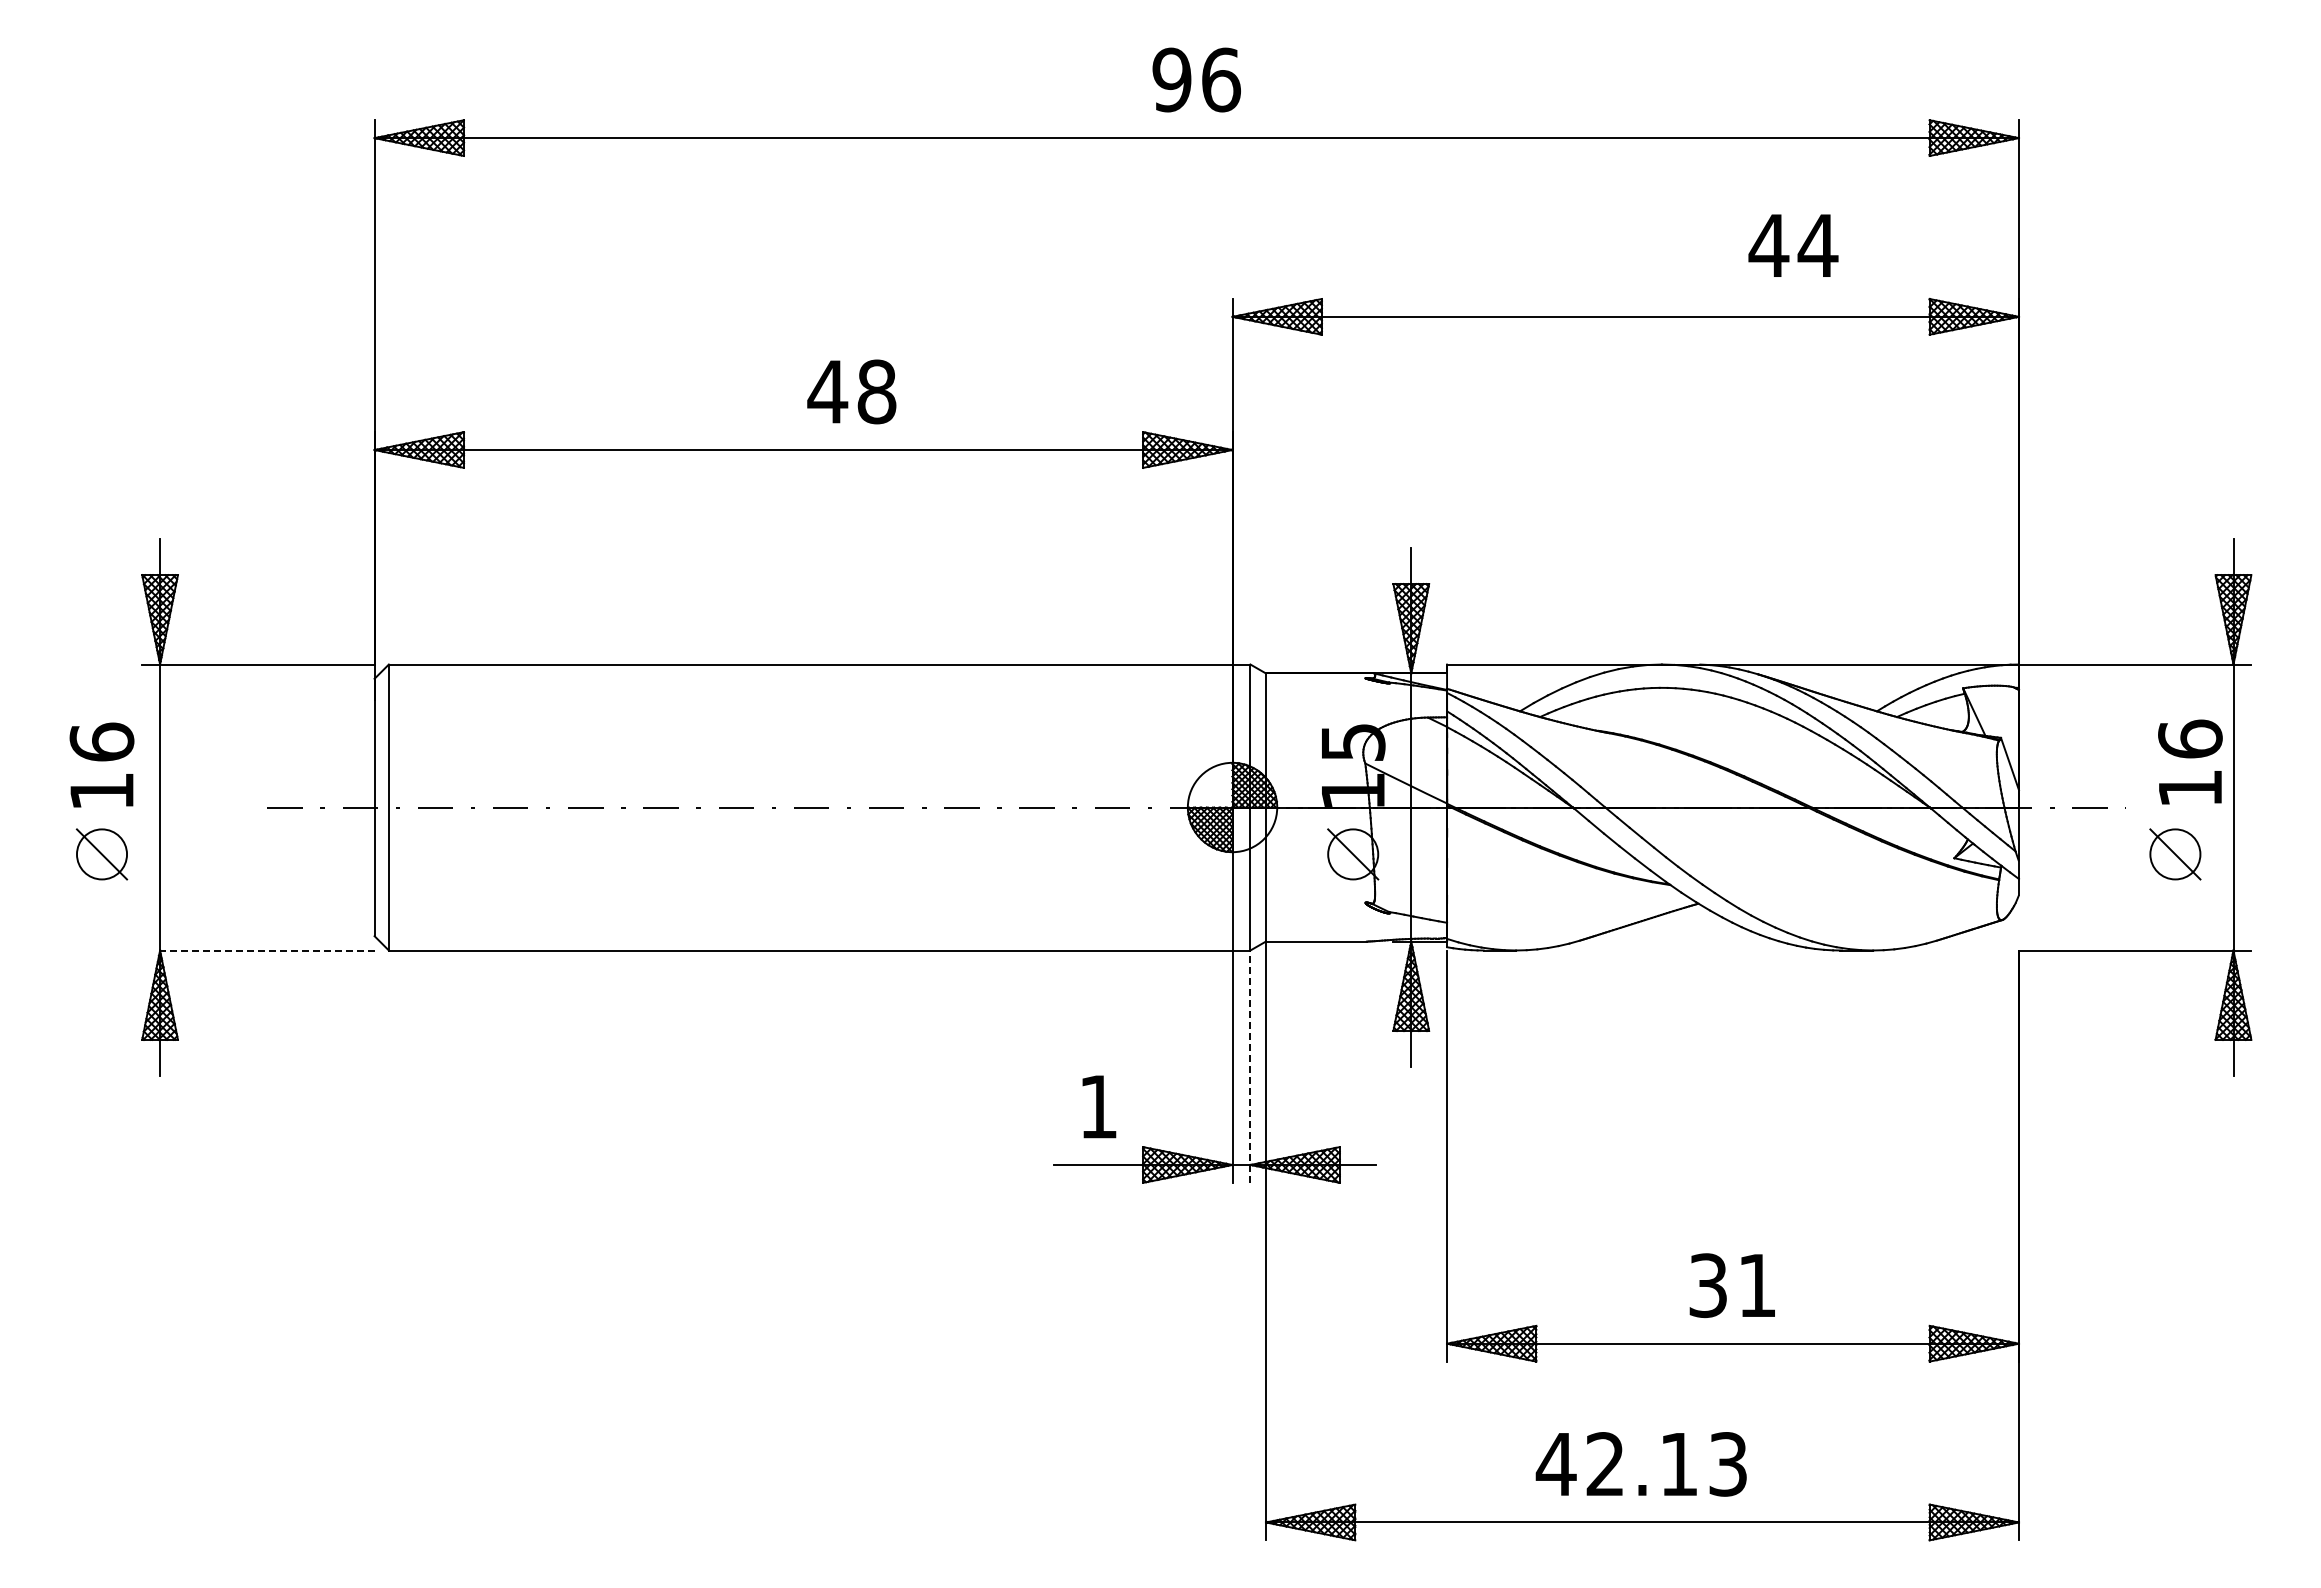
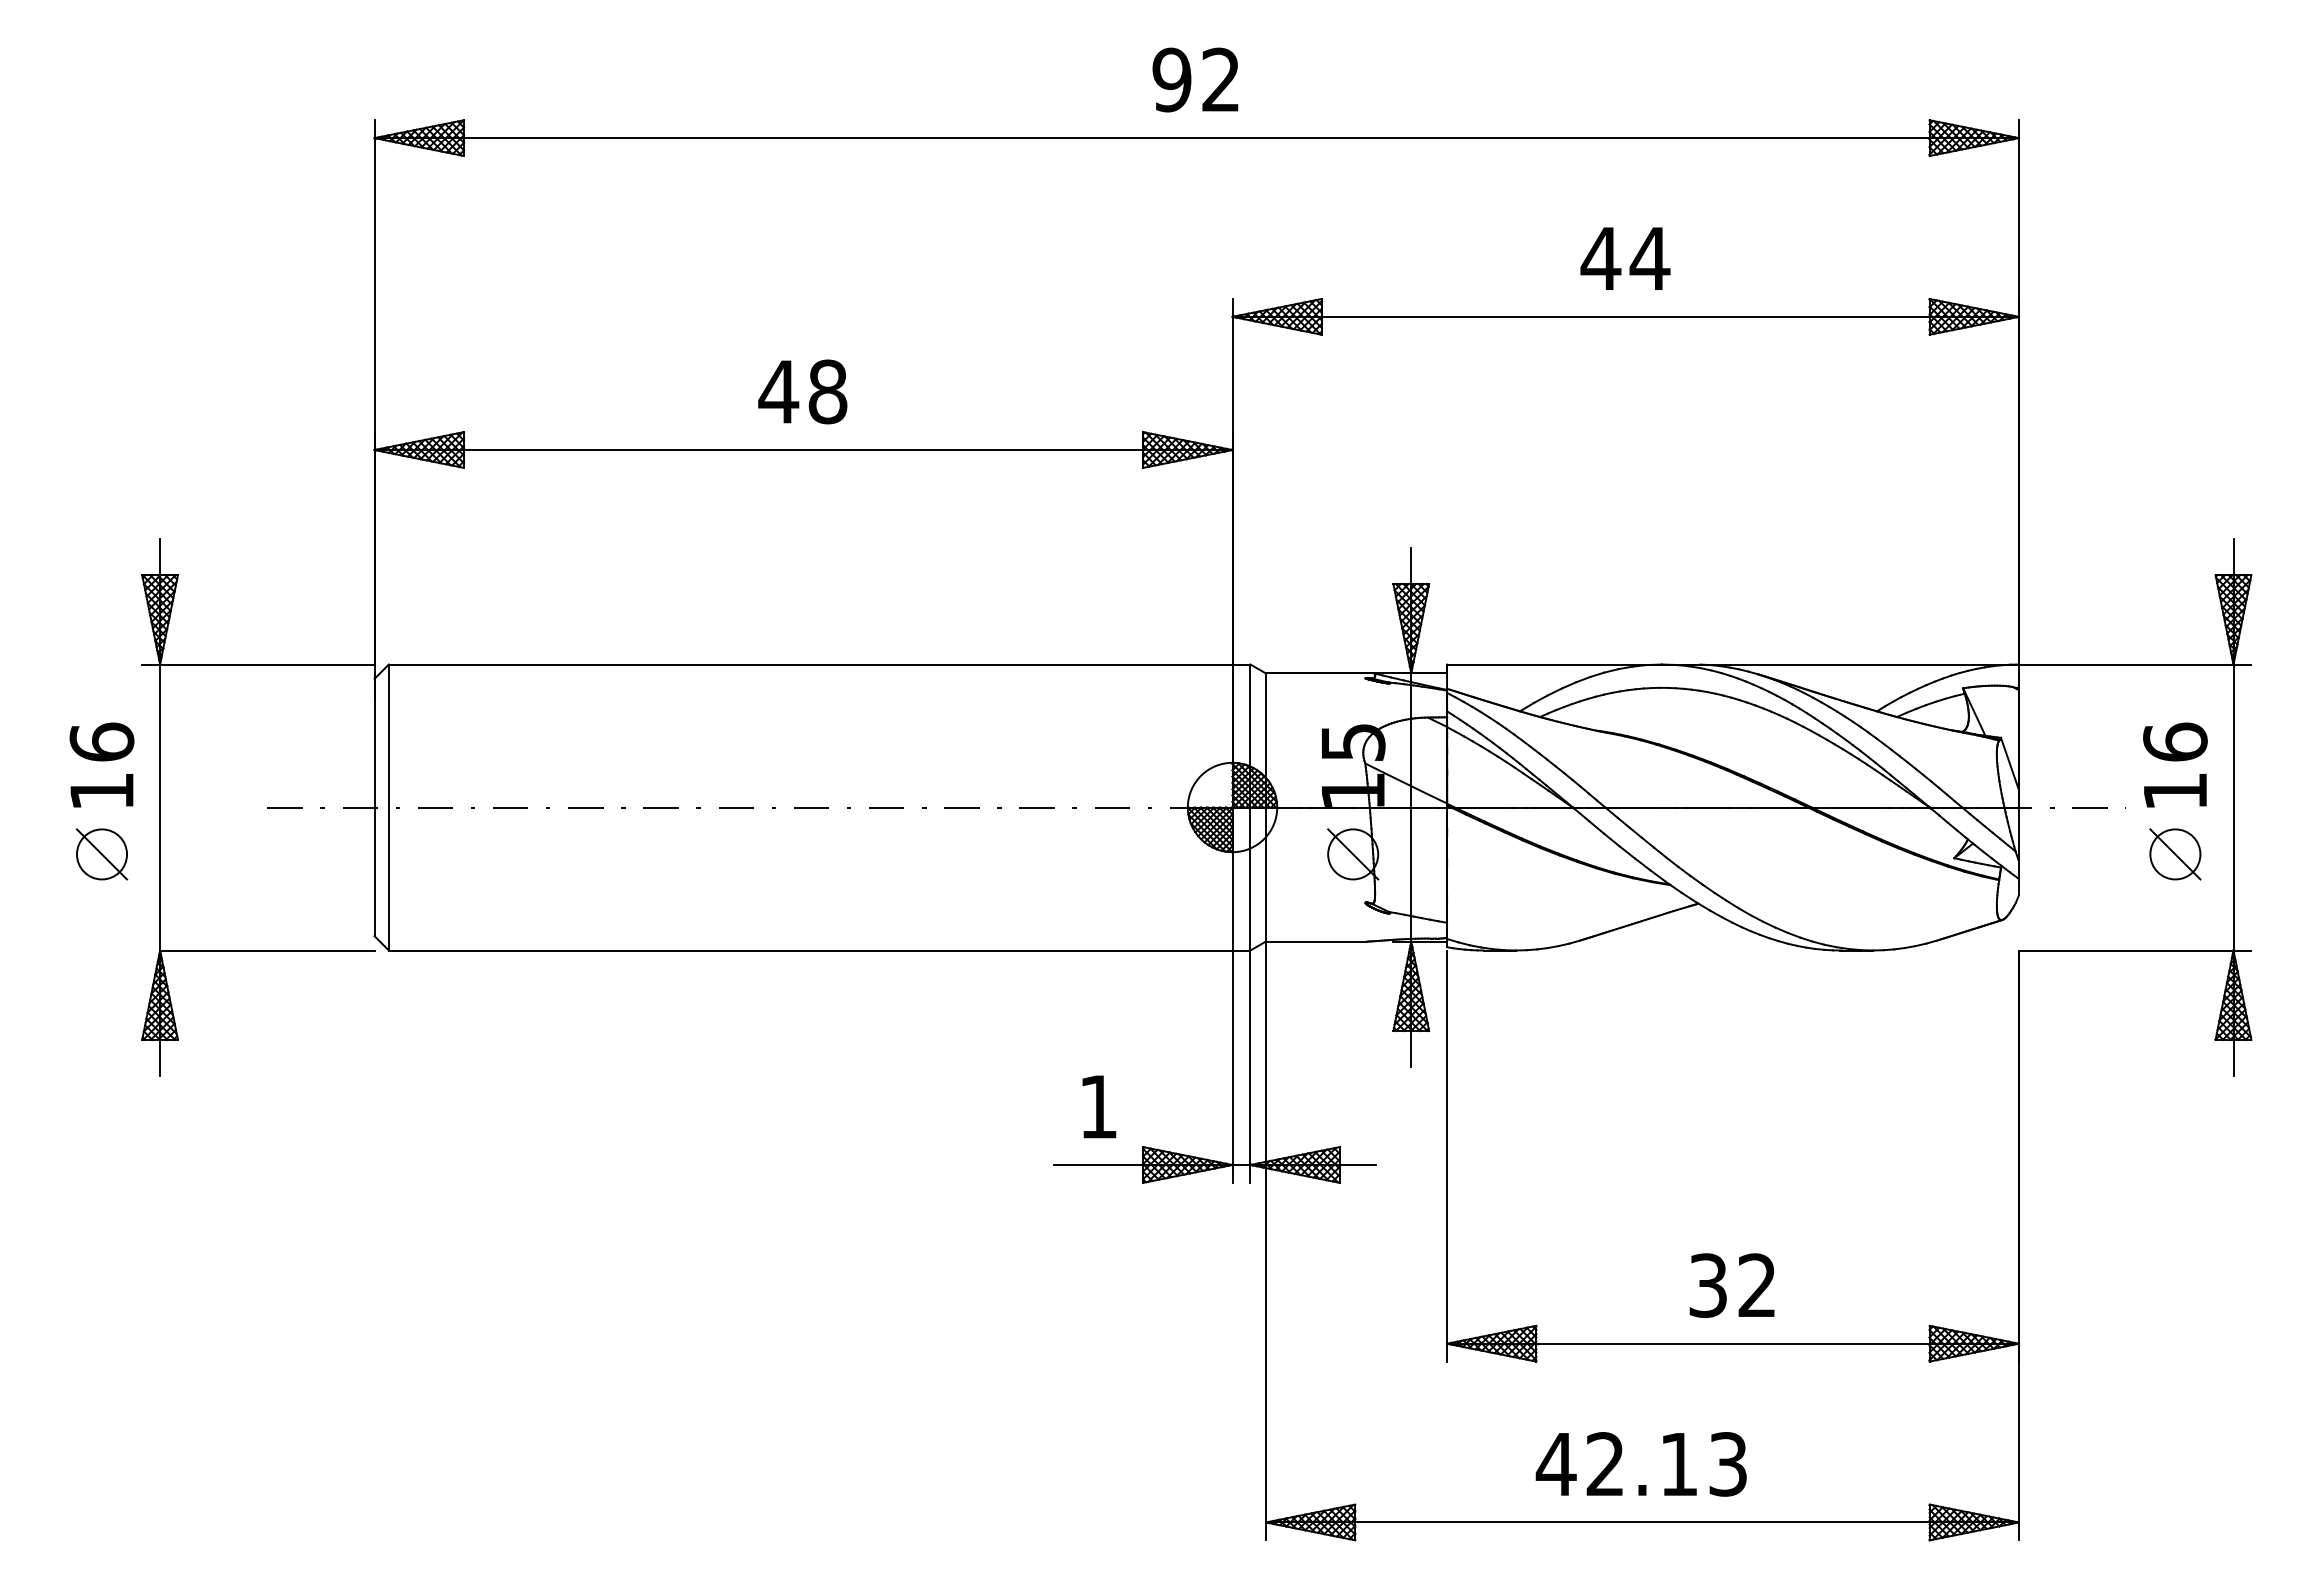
text: 96 -> 92 (1221, 79)
text position: (1793, 245) -> (1625, 258) (1625, 258)
text position: (851, 391) -> (802, 391) (802, 391)
text position: (2190, 761) -> (2175, 764) (2175, 764)
line: dashed -> solid (266, 950)
line: dashed -> solid (1250, 1066)
text: 31 -> 32 (1756, 1284)
